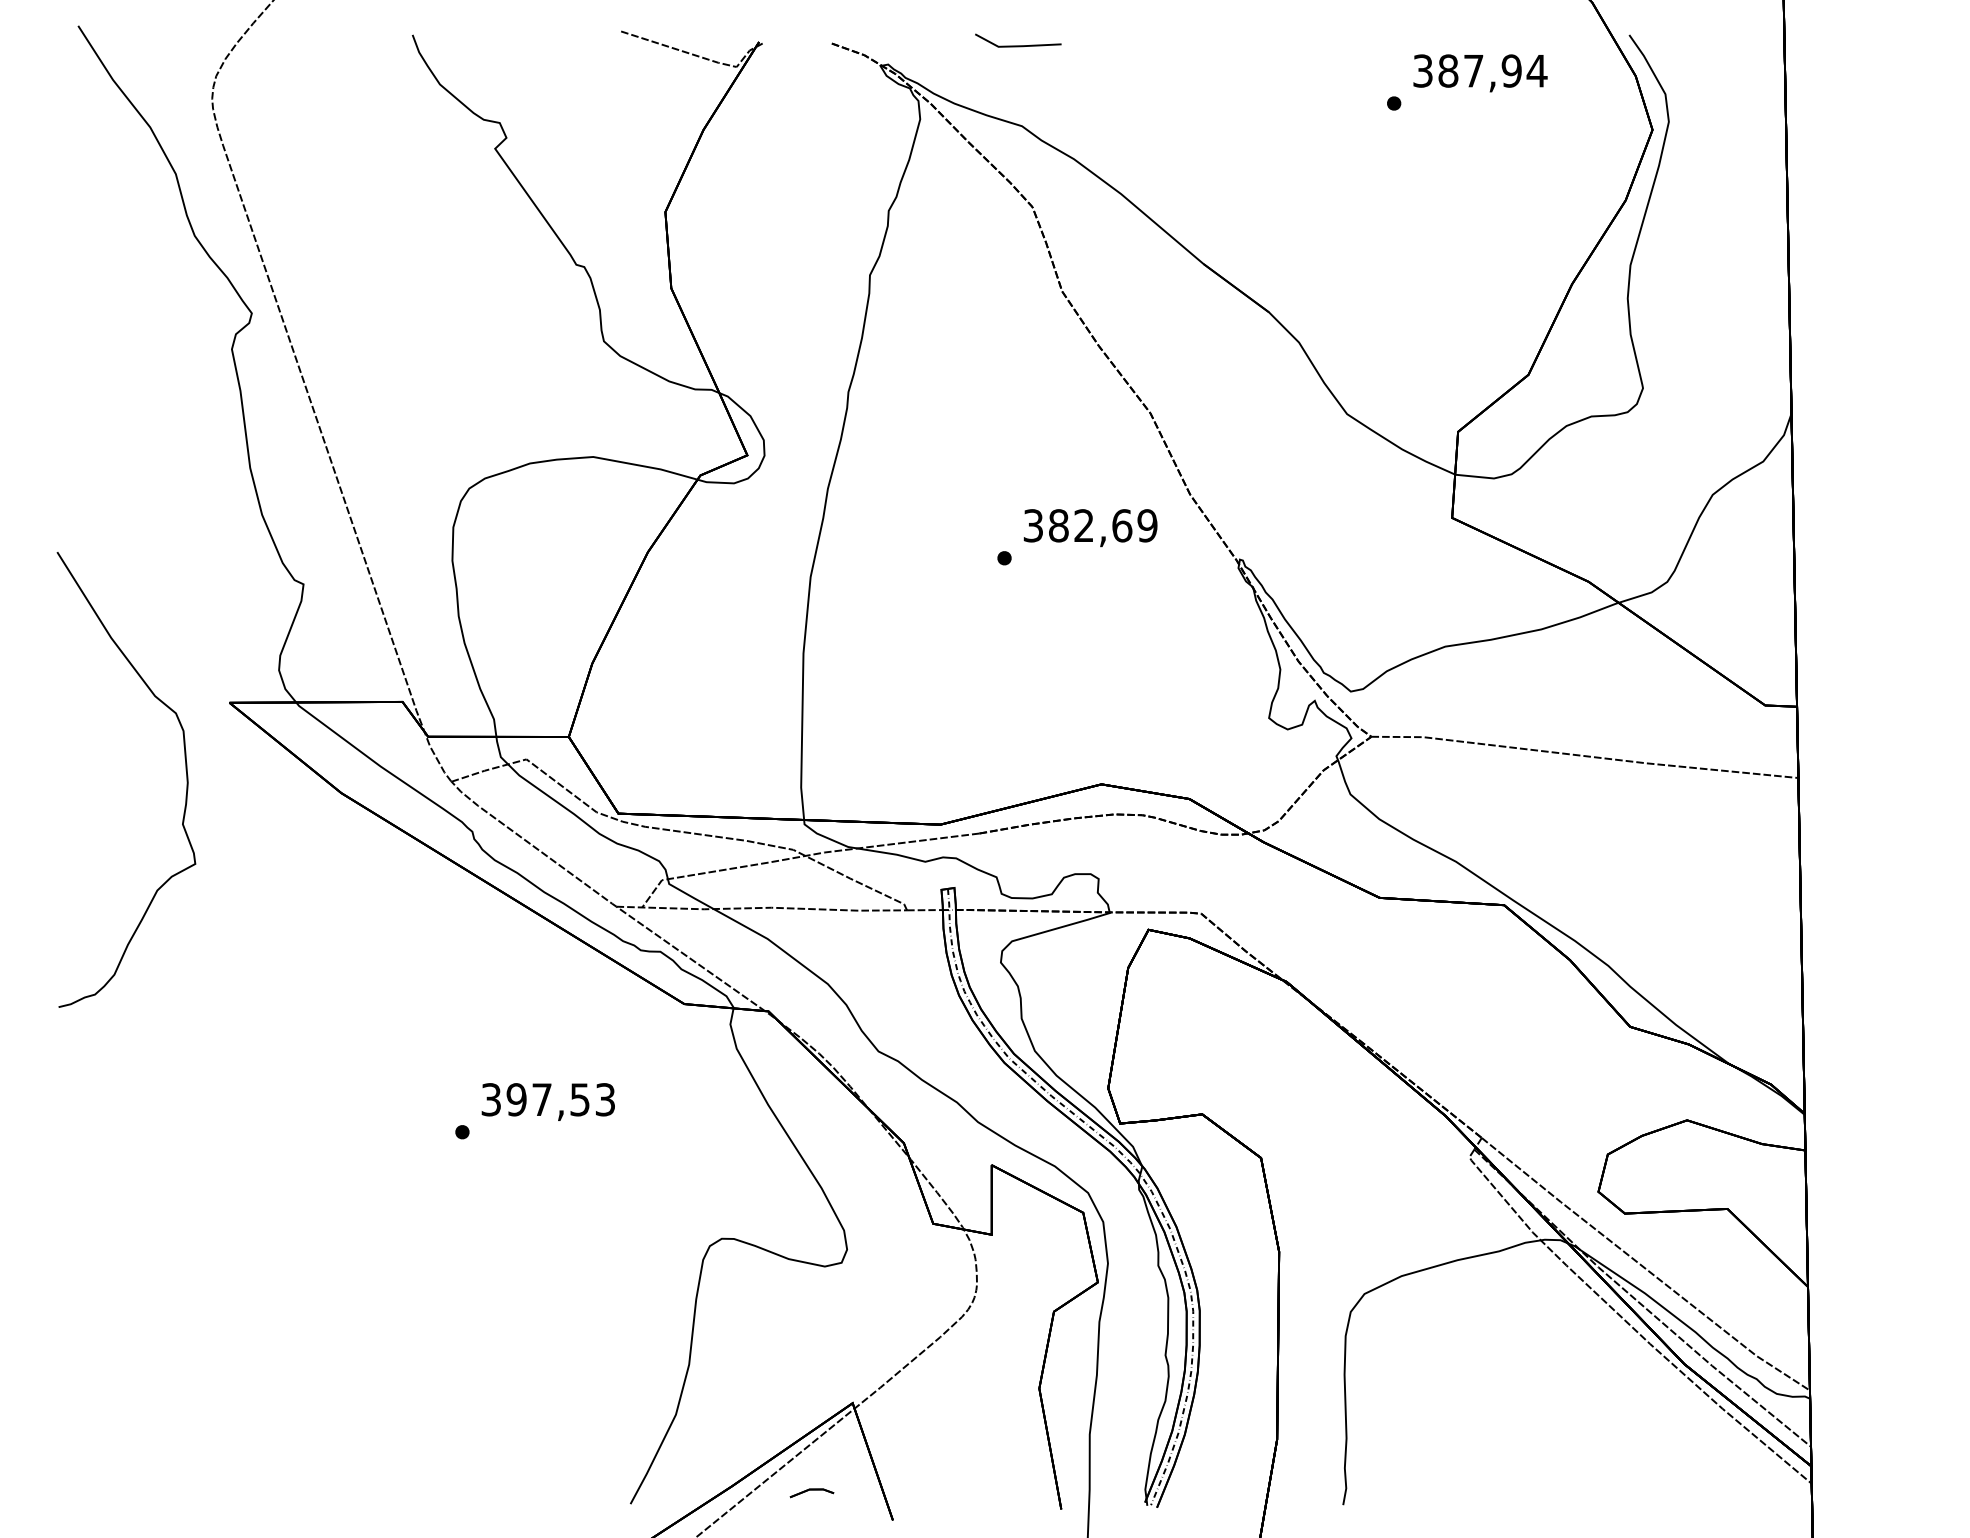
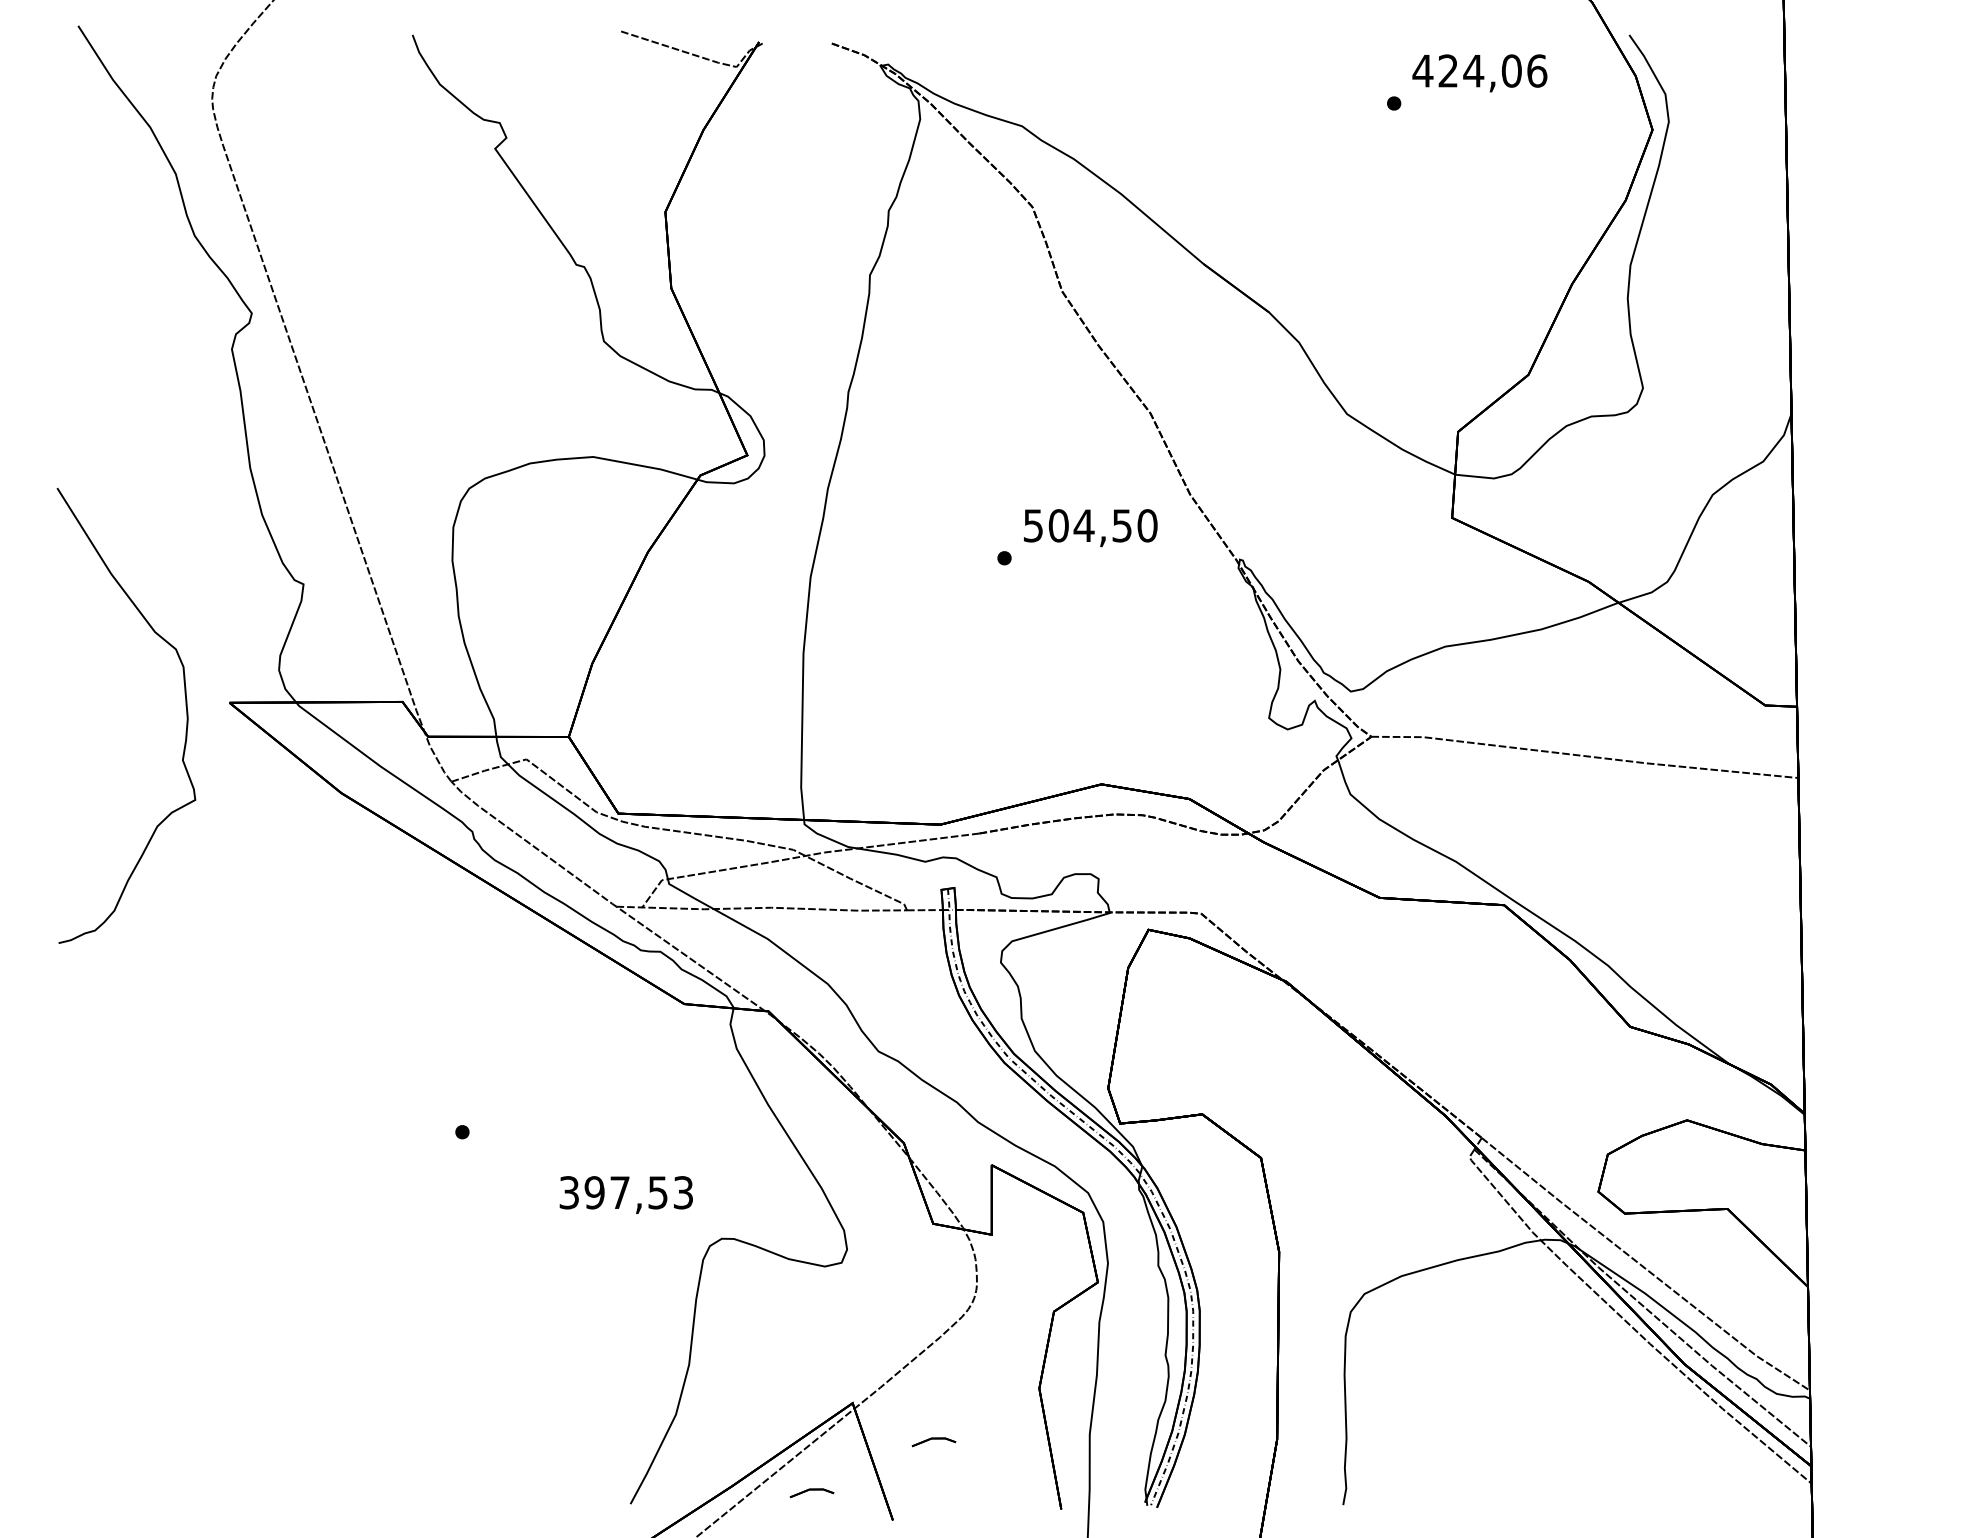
line: present -> none (1018, 45)
text: 387,94 -> 424,06 (1479, 70)
text: 382,69 -> 504,50 (1090, 525)
curve position: (185, 770) -> (185, 706) (185, 706)
text position: (547, 1101) -> (625, 1194) (625, 1194)
part: none -> present (933, 1442)
